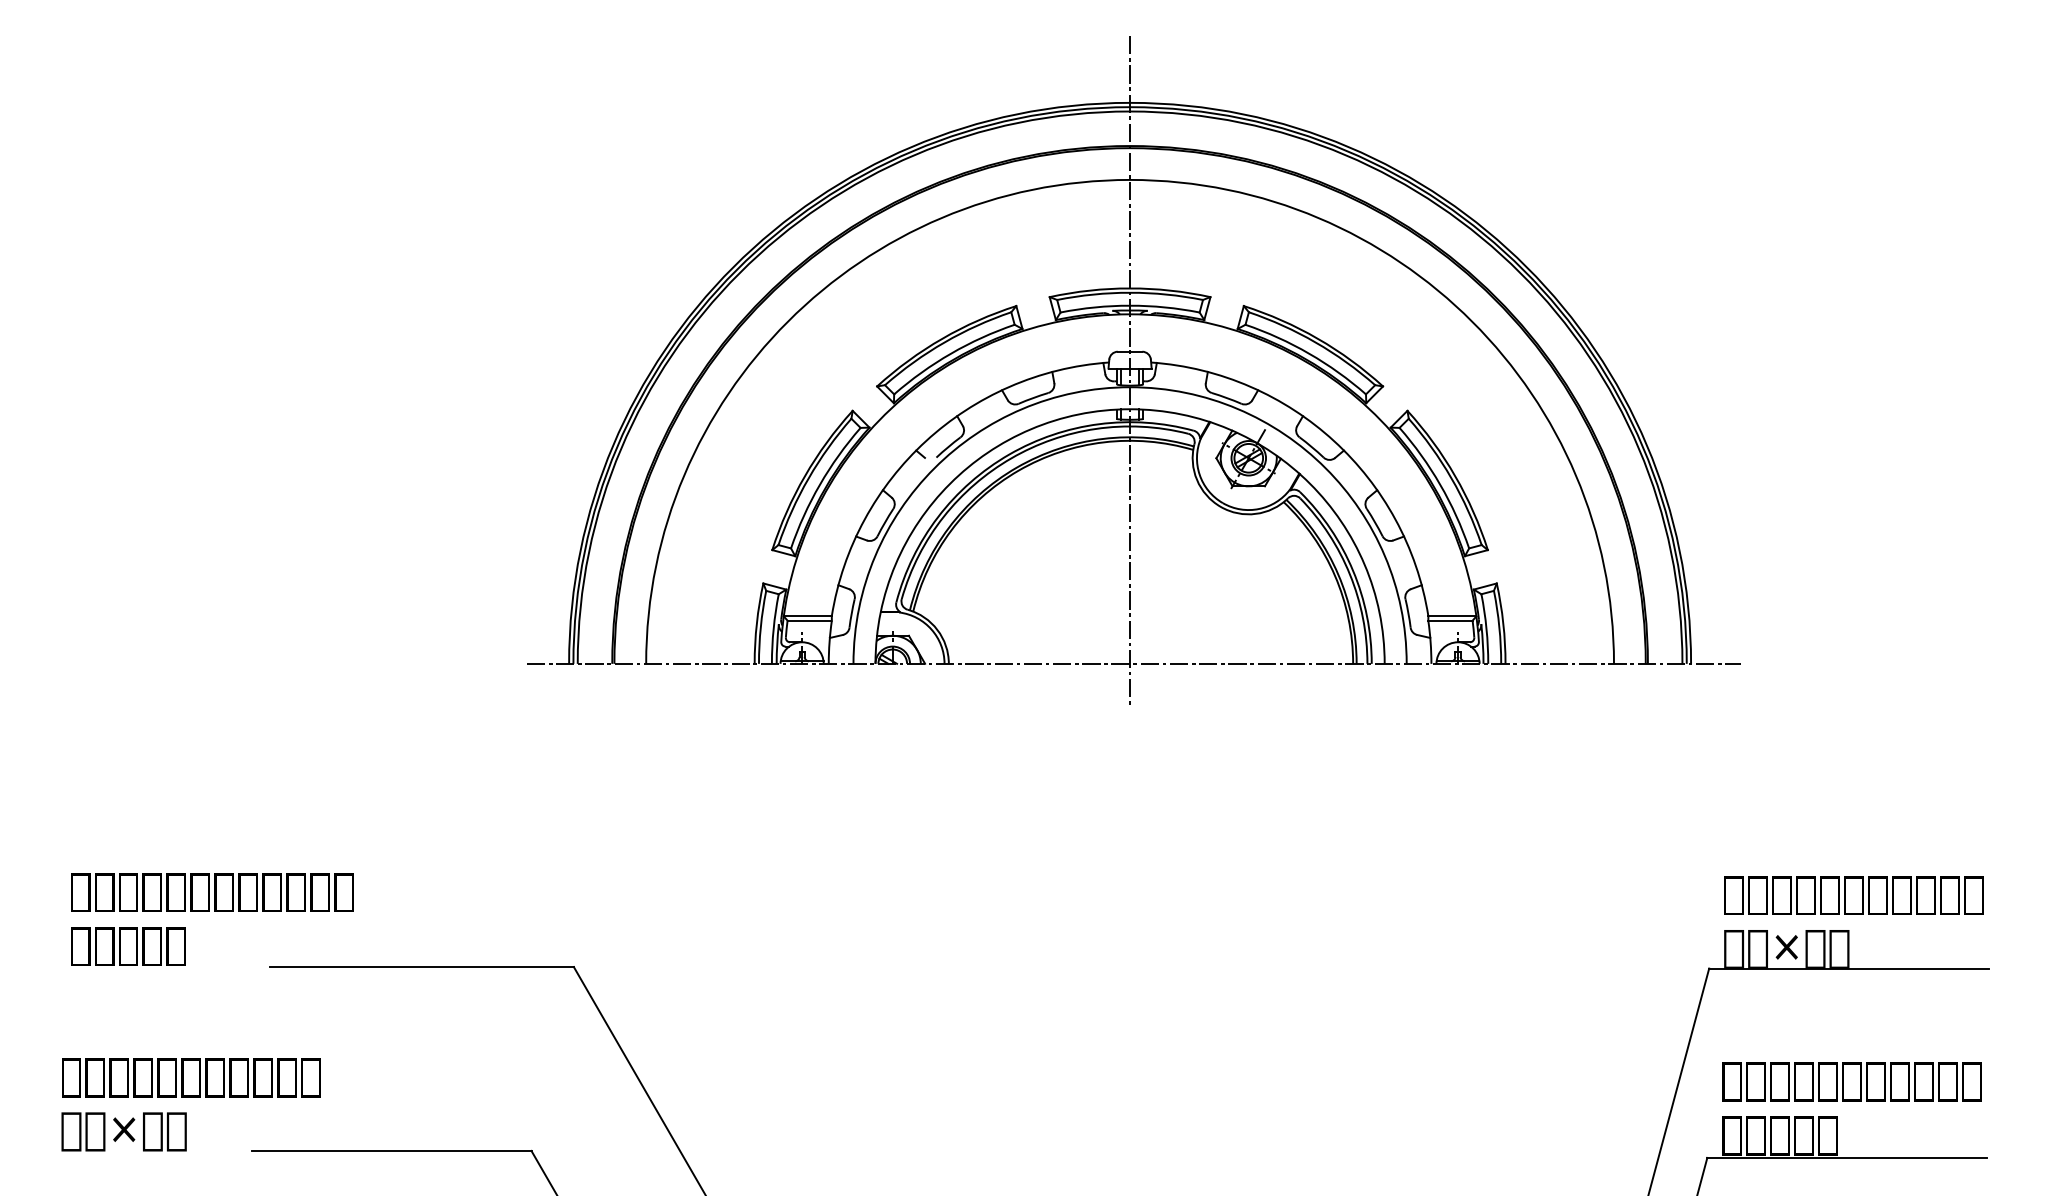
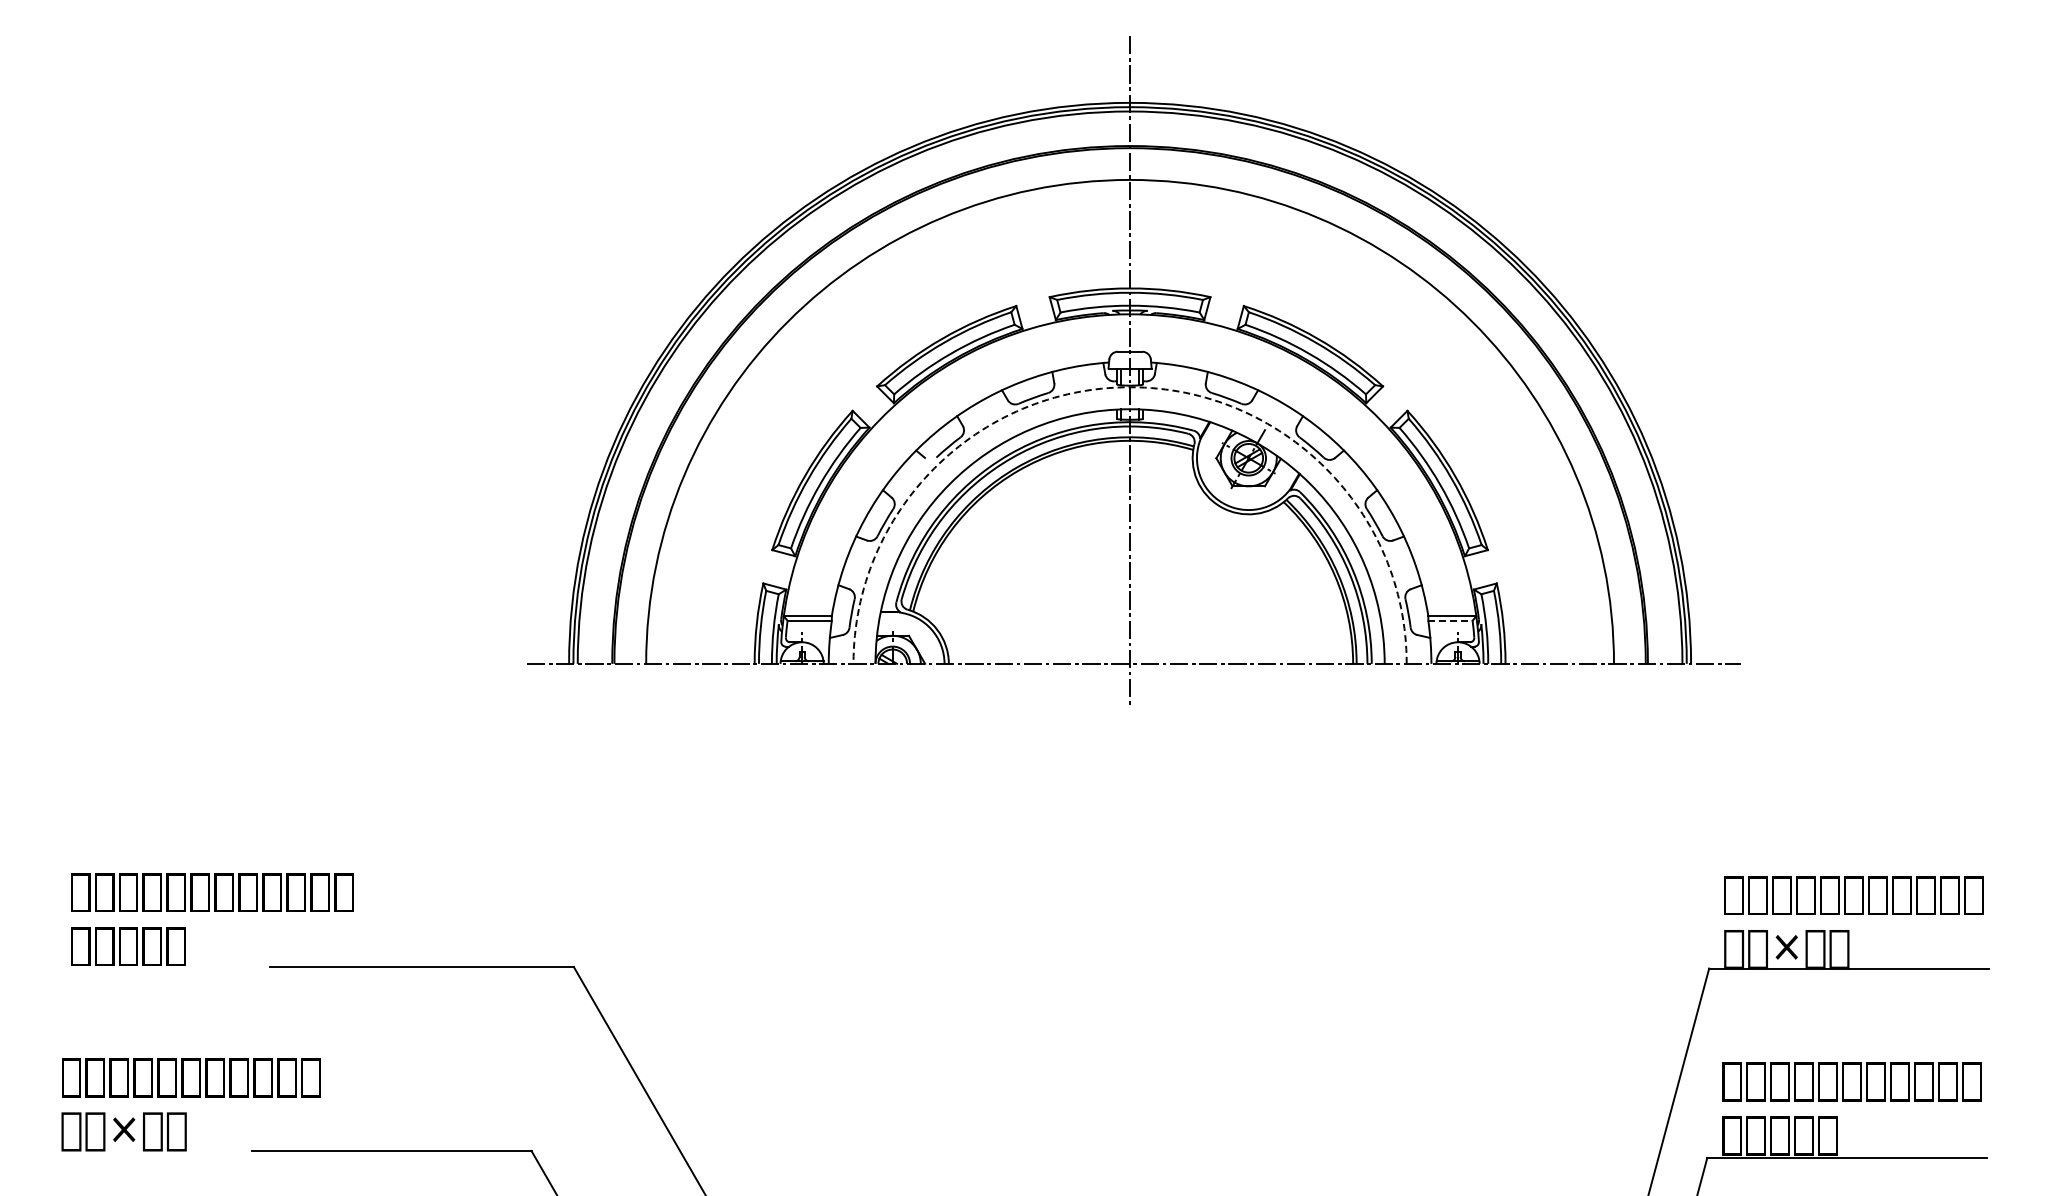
arc: solid -> dashed (1130, 387)
line: solid -> dashed (1450, 620)
